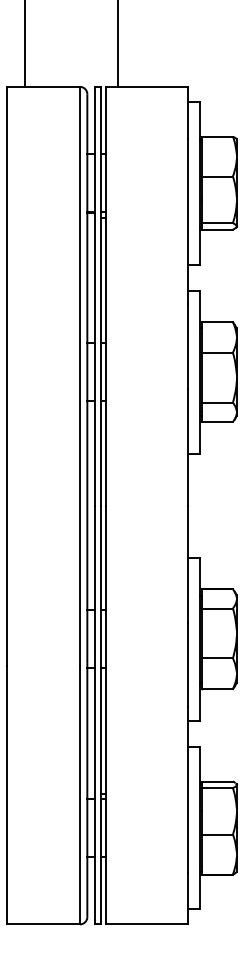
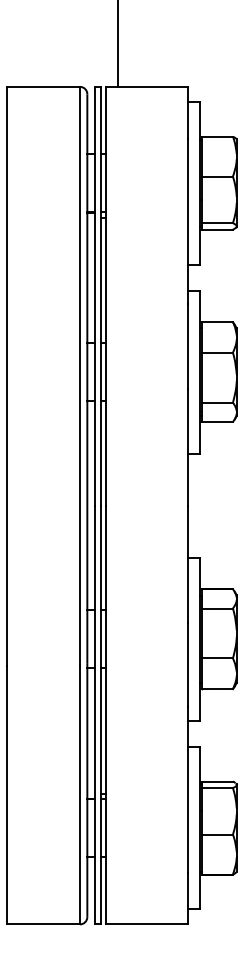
line: present -> none (25, 44)
